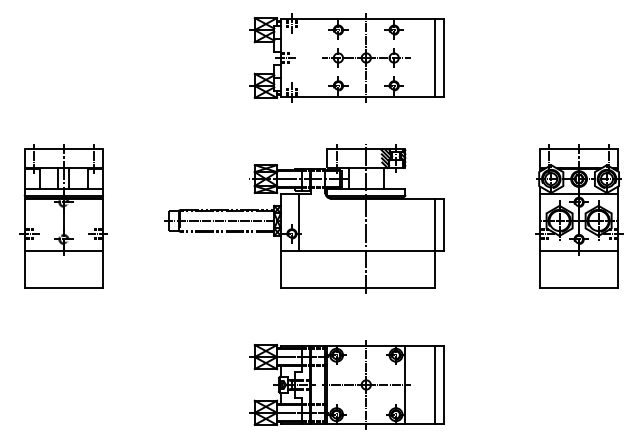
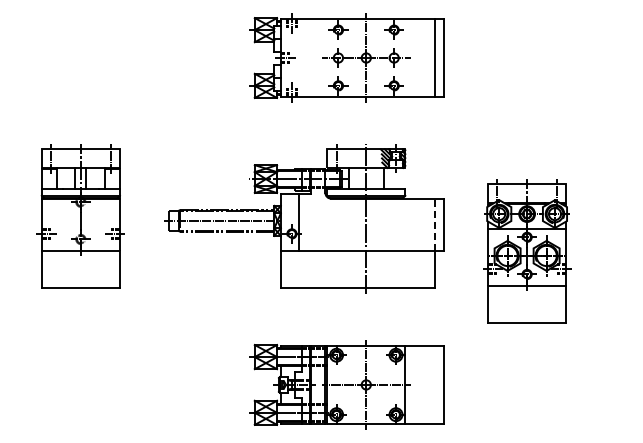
part position: (63, 216) -> (80, 216) (80, 216)
part position: (579, 216) -> (527, 251) (527, 251)
line: solid -> dashed (435, 224)
line: present -> none (435, 384)
